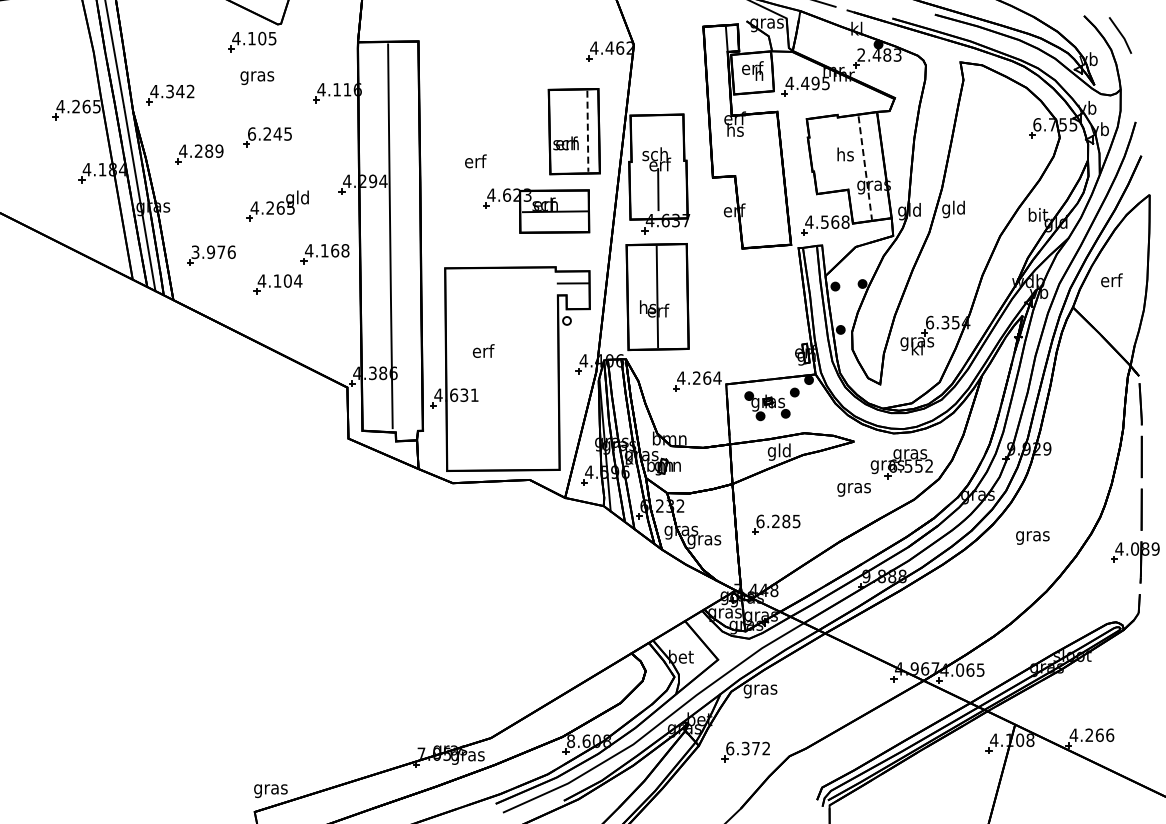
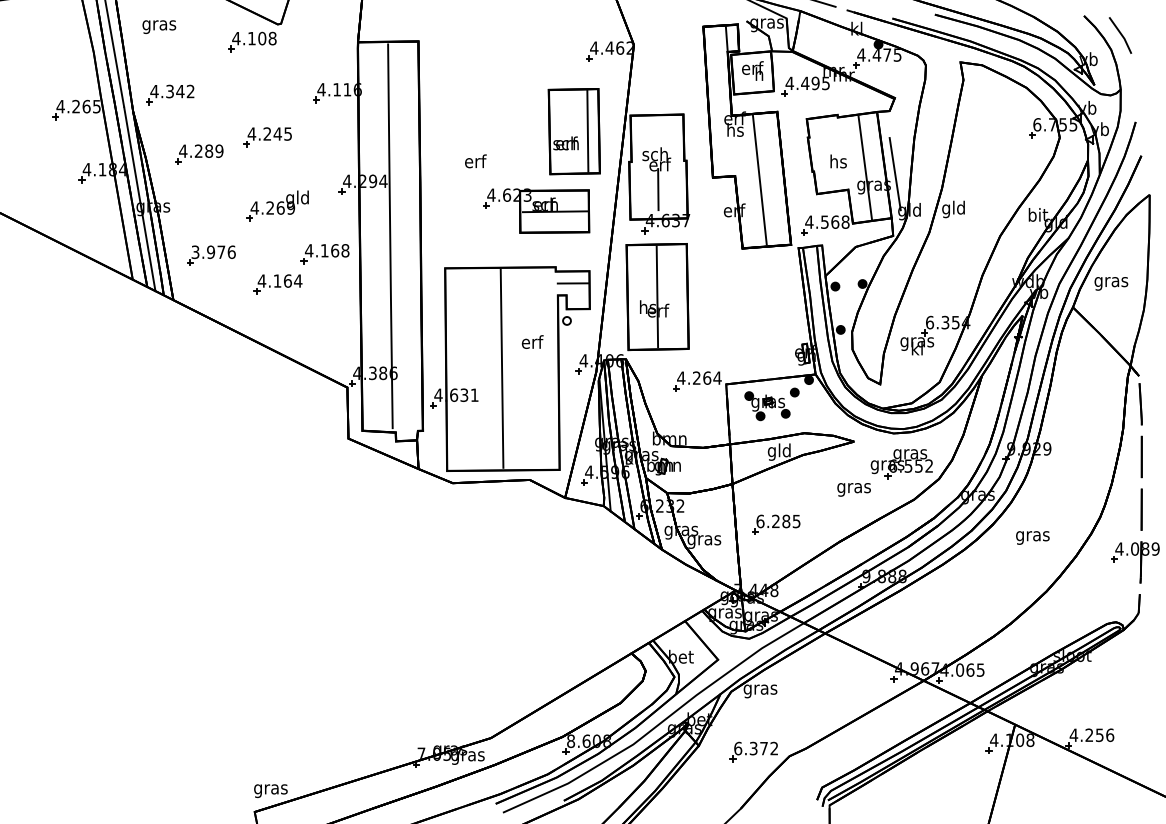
text: 4.105 -> 4.108 (272, 38)
text: 2.483 -> 4.475 (879, 54)
text position: (257, 77) -> (159, 26) (159, 26)
line: dashed -> solid (587, 131)
text: 6.245 -> 4.245 (251, 133)
text position: (845, 154) -> (838, 161) (838, 161)
line: dashed -> solid (865, 168)
line: none -> present (894, 174)
line: none -> present (759, 179)
text: 4.265 -> 4.269 (291, 207)
text: 4.104 -> 4.164 (287, 280)
text: erf -> gras (1111, 281)
text position: (483, 350) -> (532, 341) (532, 341)
line: none -> present (501, 368)
text: 4.266 -> 4.256 (1099, 735)
part position: (745, 751) -> (753, 751) (753, 751)
